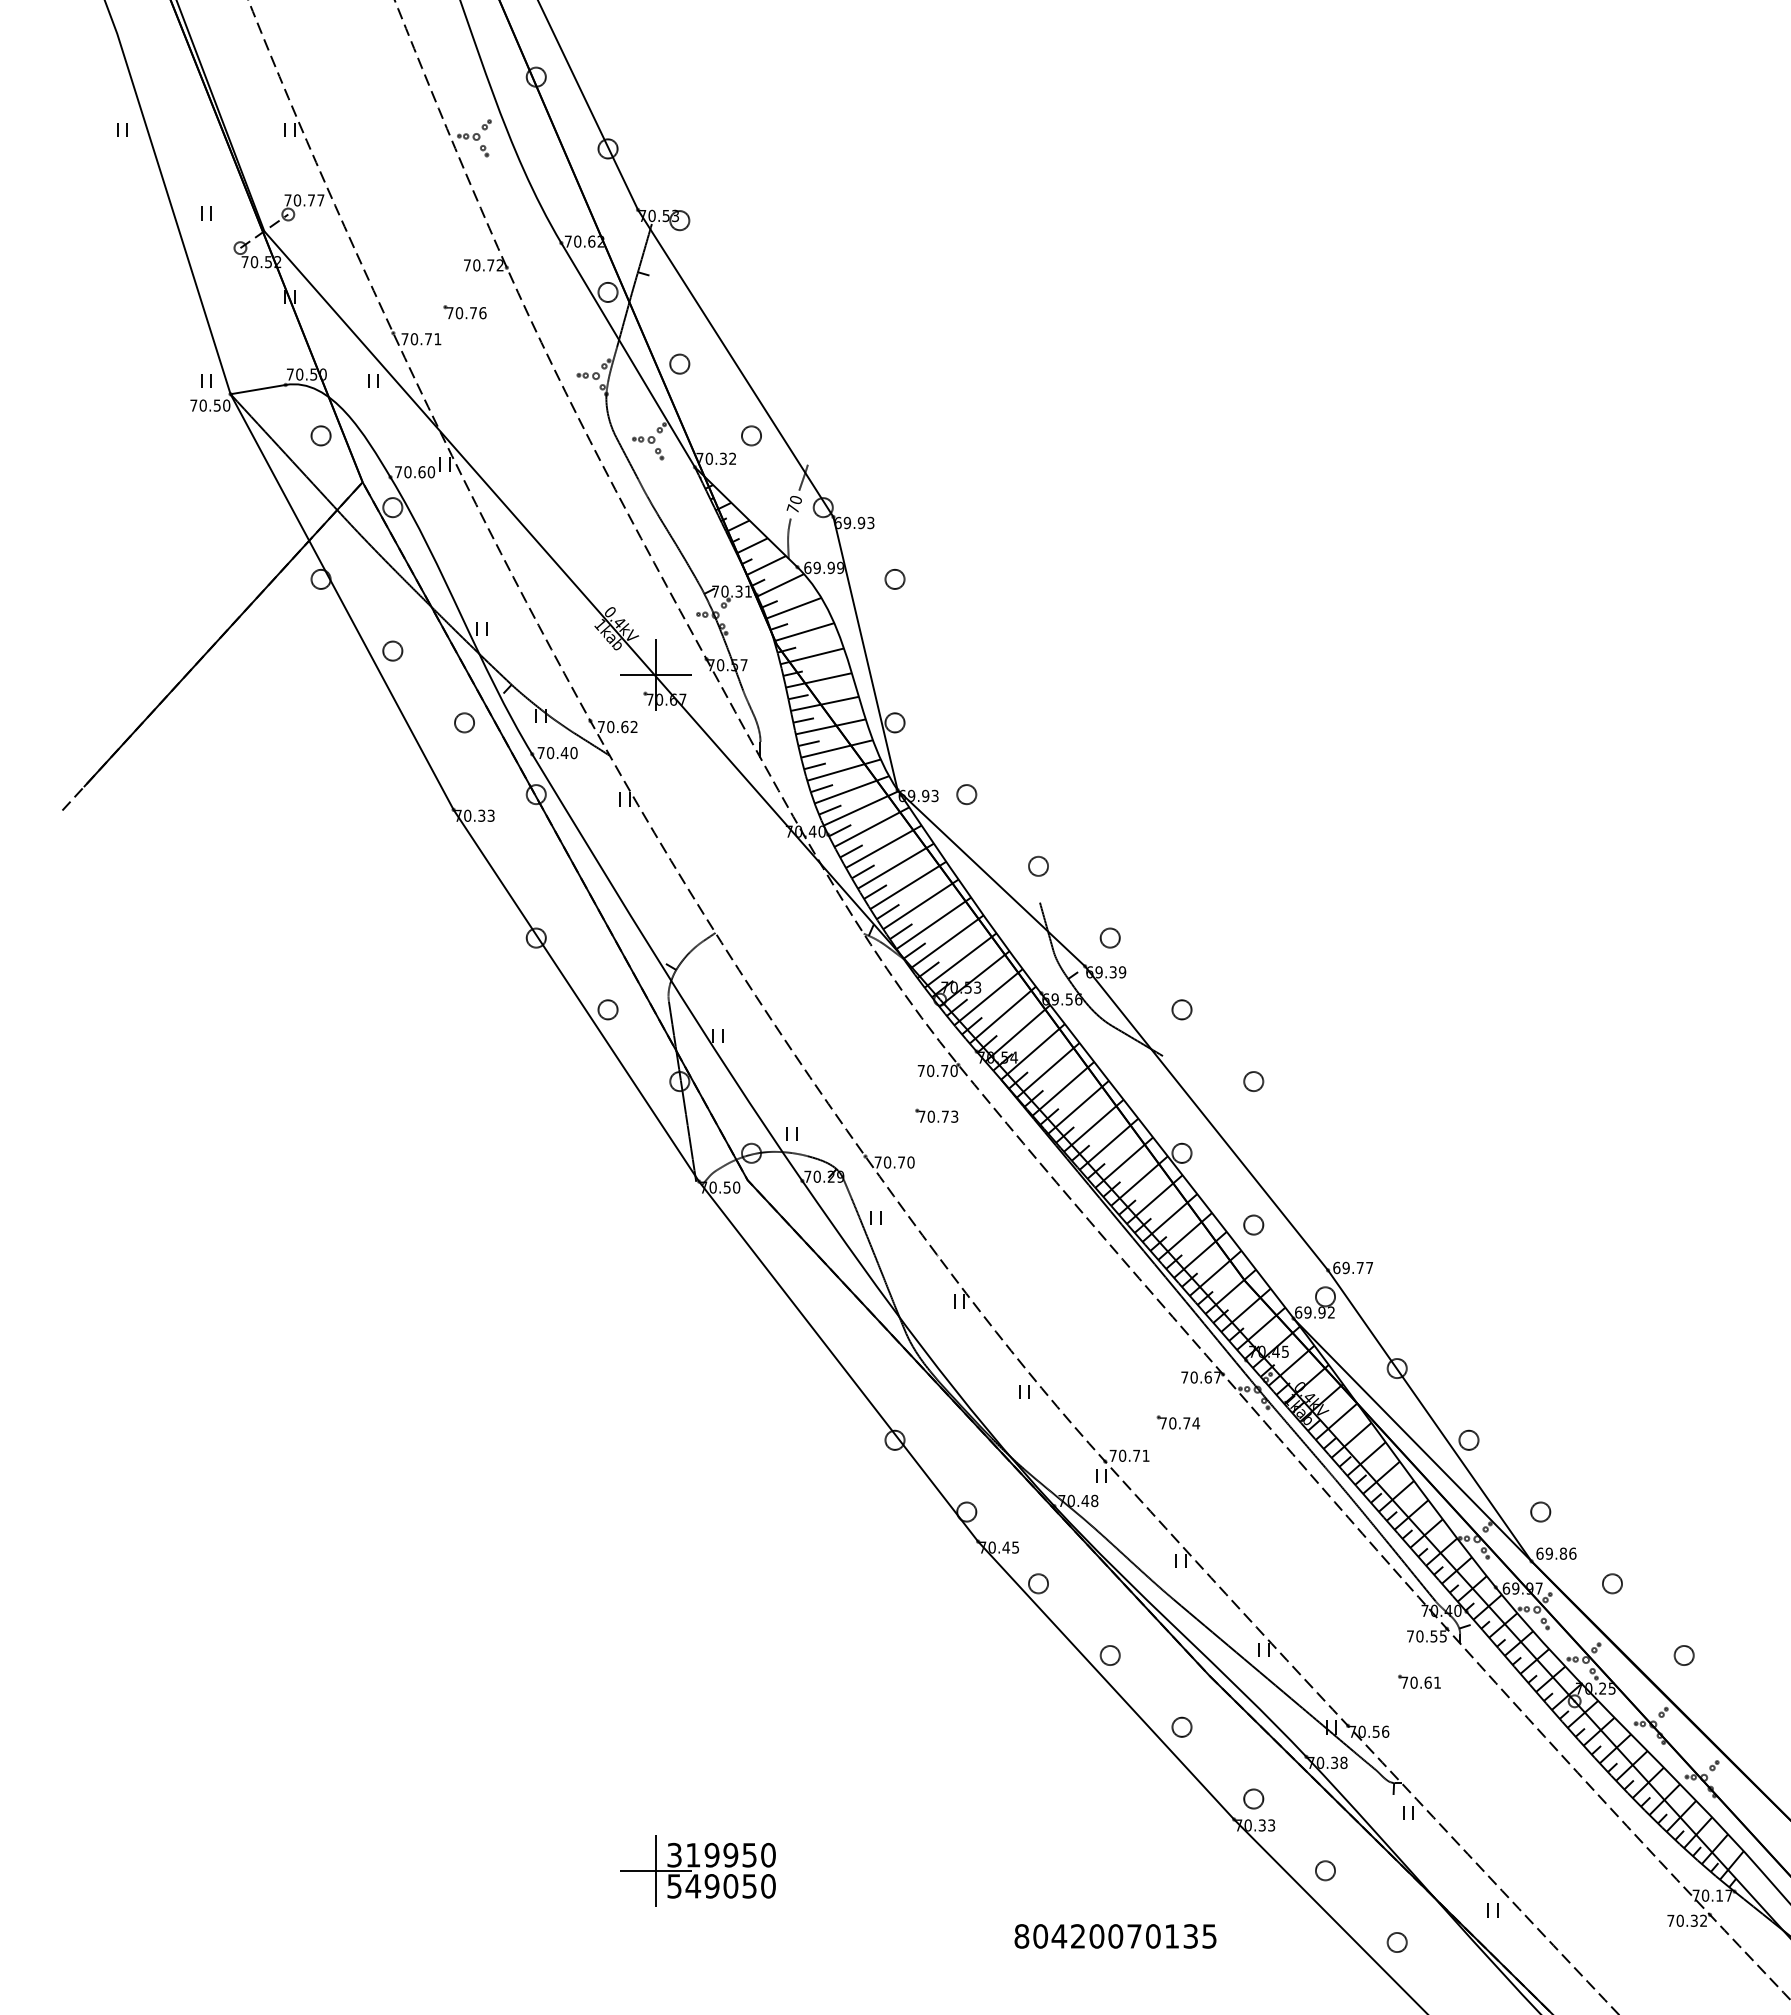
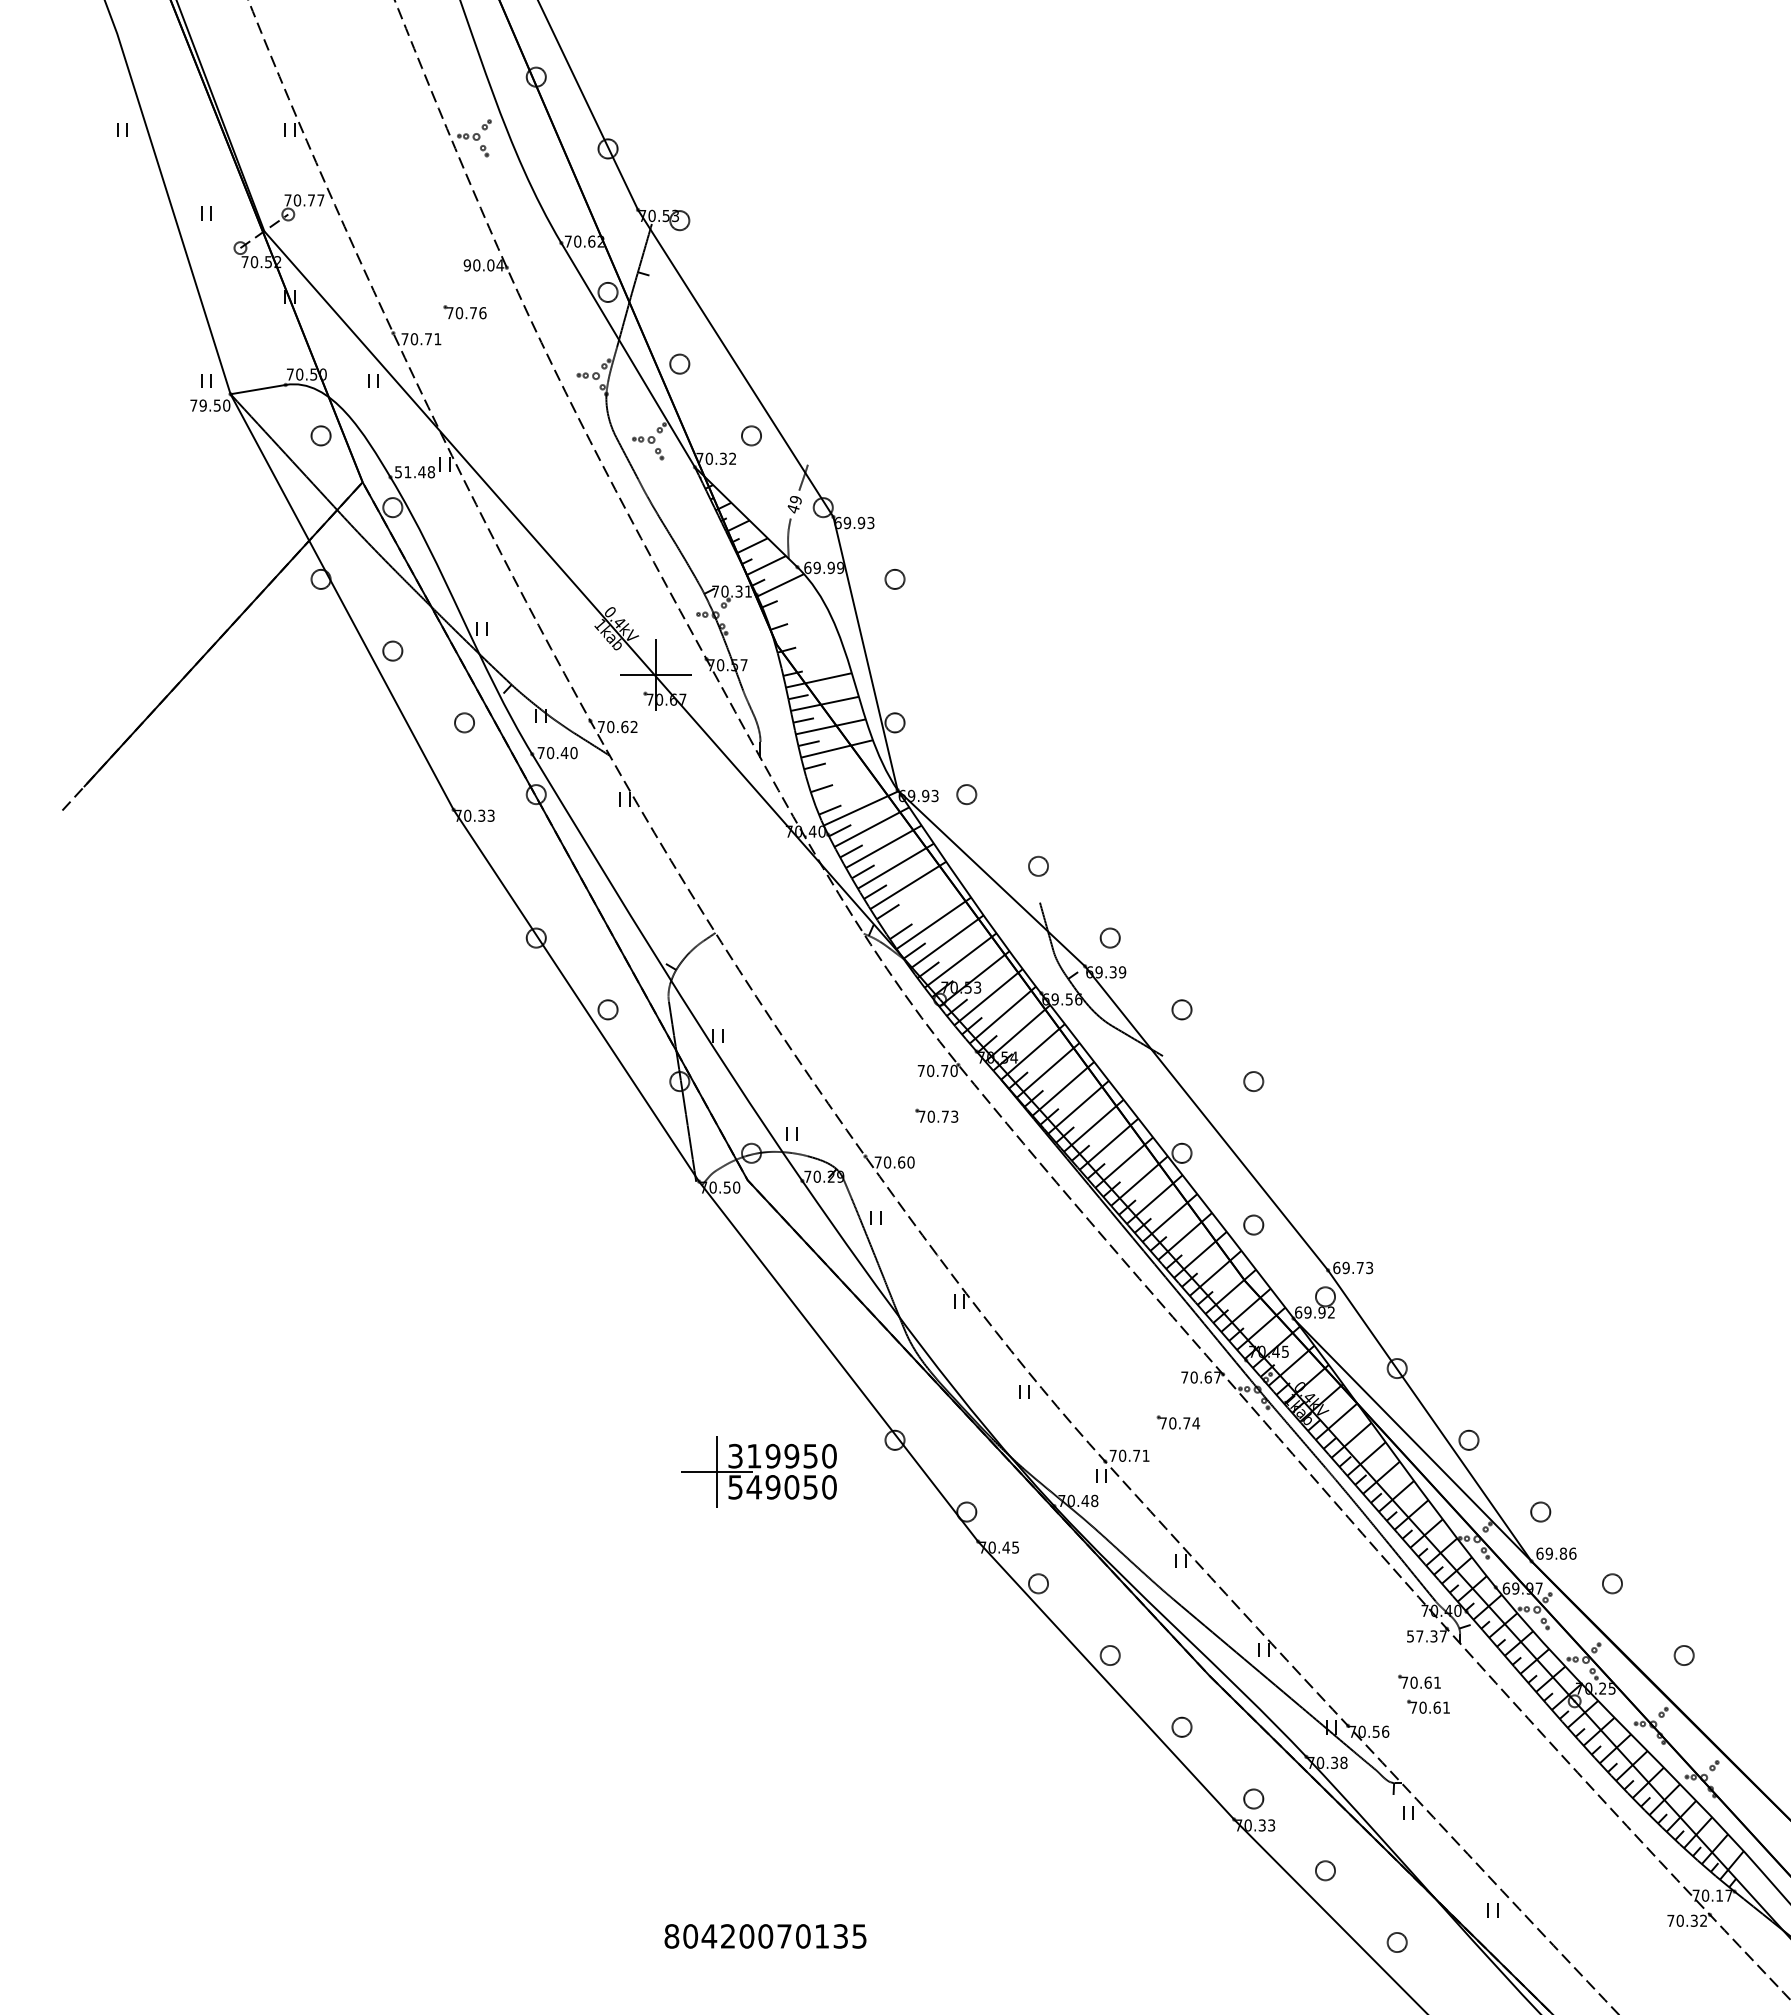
text: 70.72 -> 90.04 (483, 265)
text: 70.50 -> 79.50 (202, 405)
text: 70.60 -> 51.48 (415, 472)
text: 70 -> 49 (793, 505)
line: present -> none (793, 607)
line: present -> none (804, 632)
line: present -> none (812, 656)
line: present -> none (843, 769)
line: present -> none (851, 789)
line: present -> none (920, 904)
text: 70.70 -> 70.60 (901, 1162)
text: 69.77 -> 69.73 (1369, 1267)
text: 70.55 -> 57.37 (1426, 1636)
part: none -> present (1428, 1706)
part position: (697, 1870) -> (758, 1471) (758, 1471)
text position: (1115, 1936) -> (765, 1936) (765, 1936)
